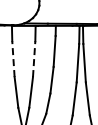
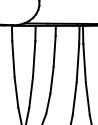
line: dashed -> solid (13, 59)
line: dashed -> solid (34, 59)
